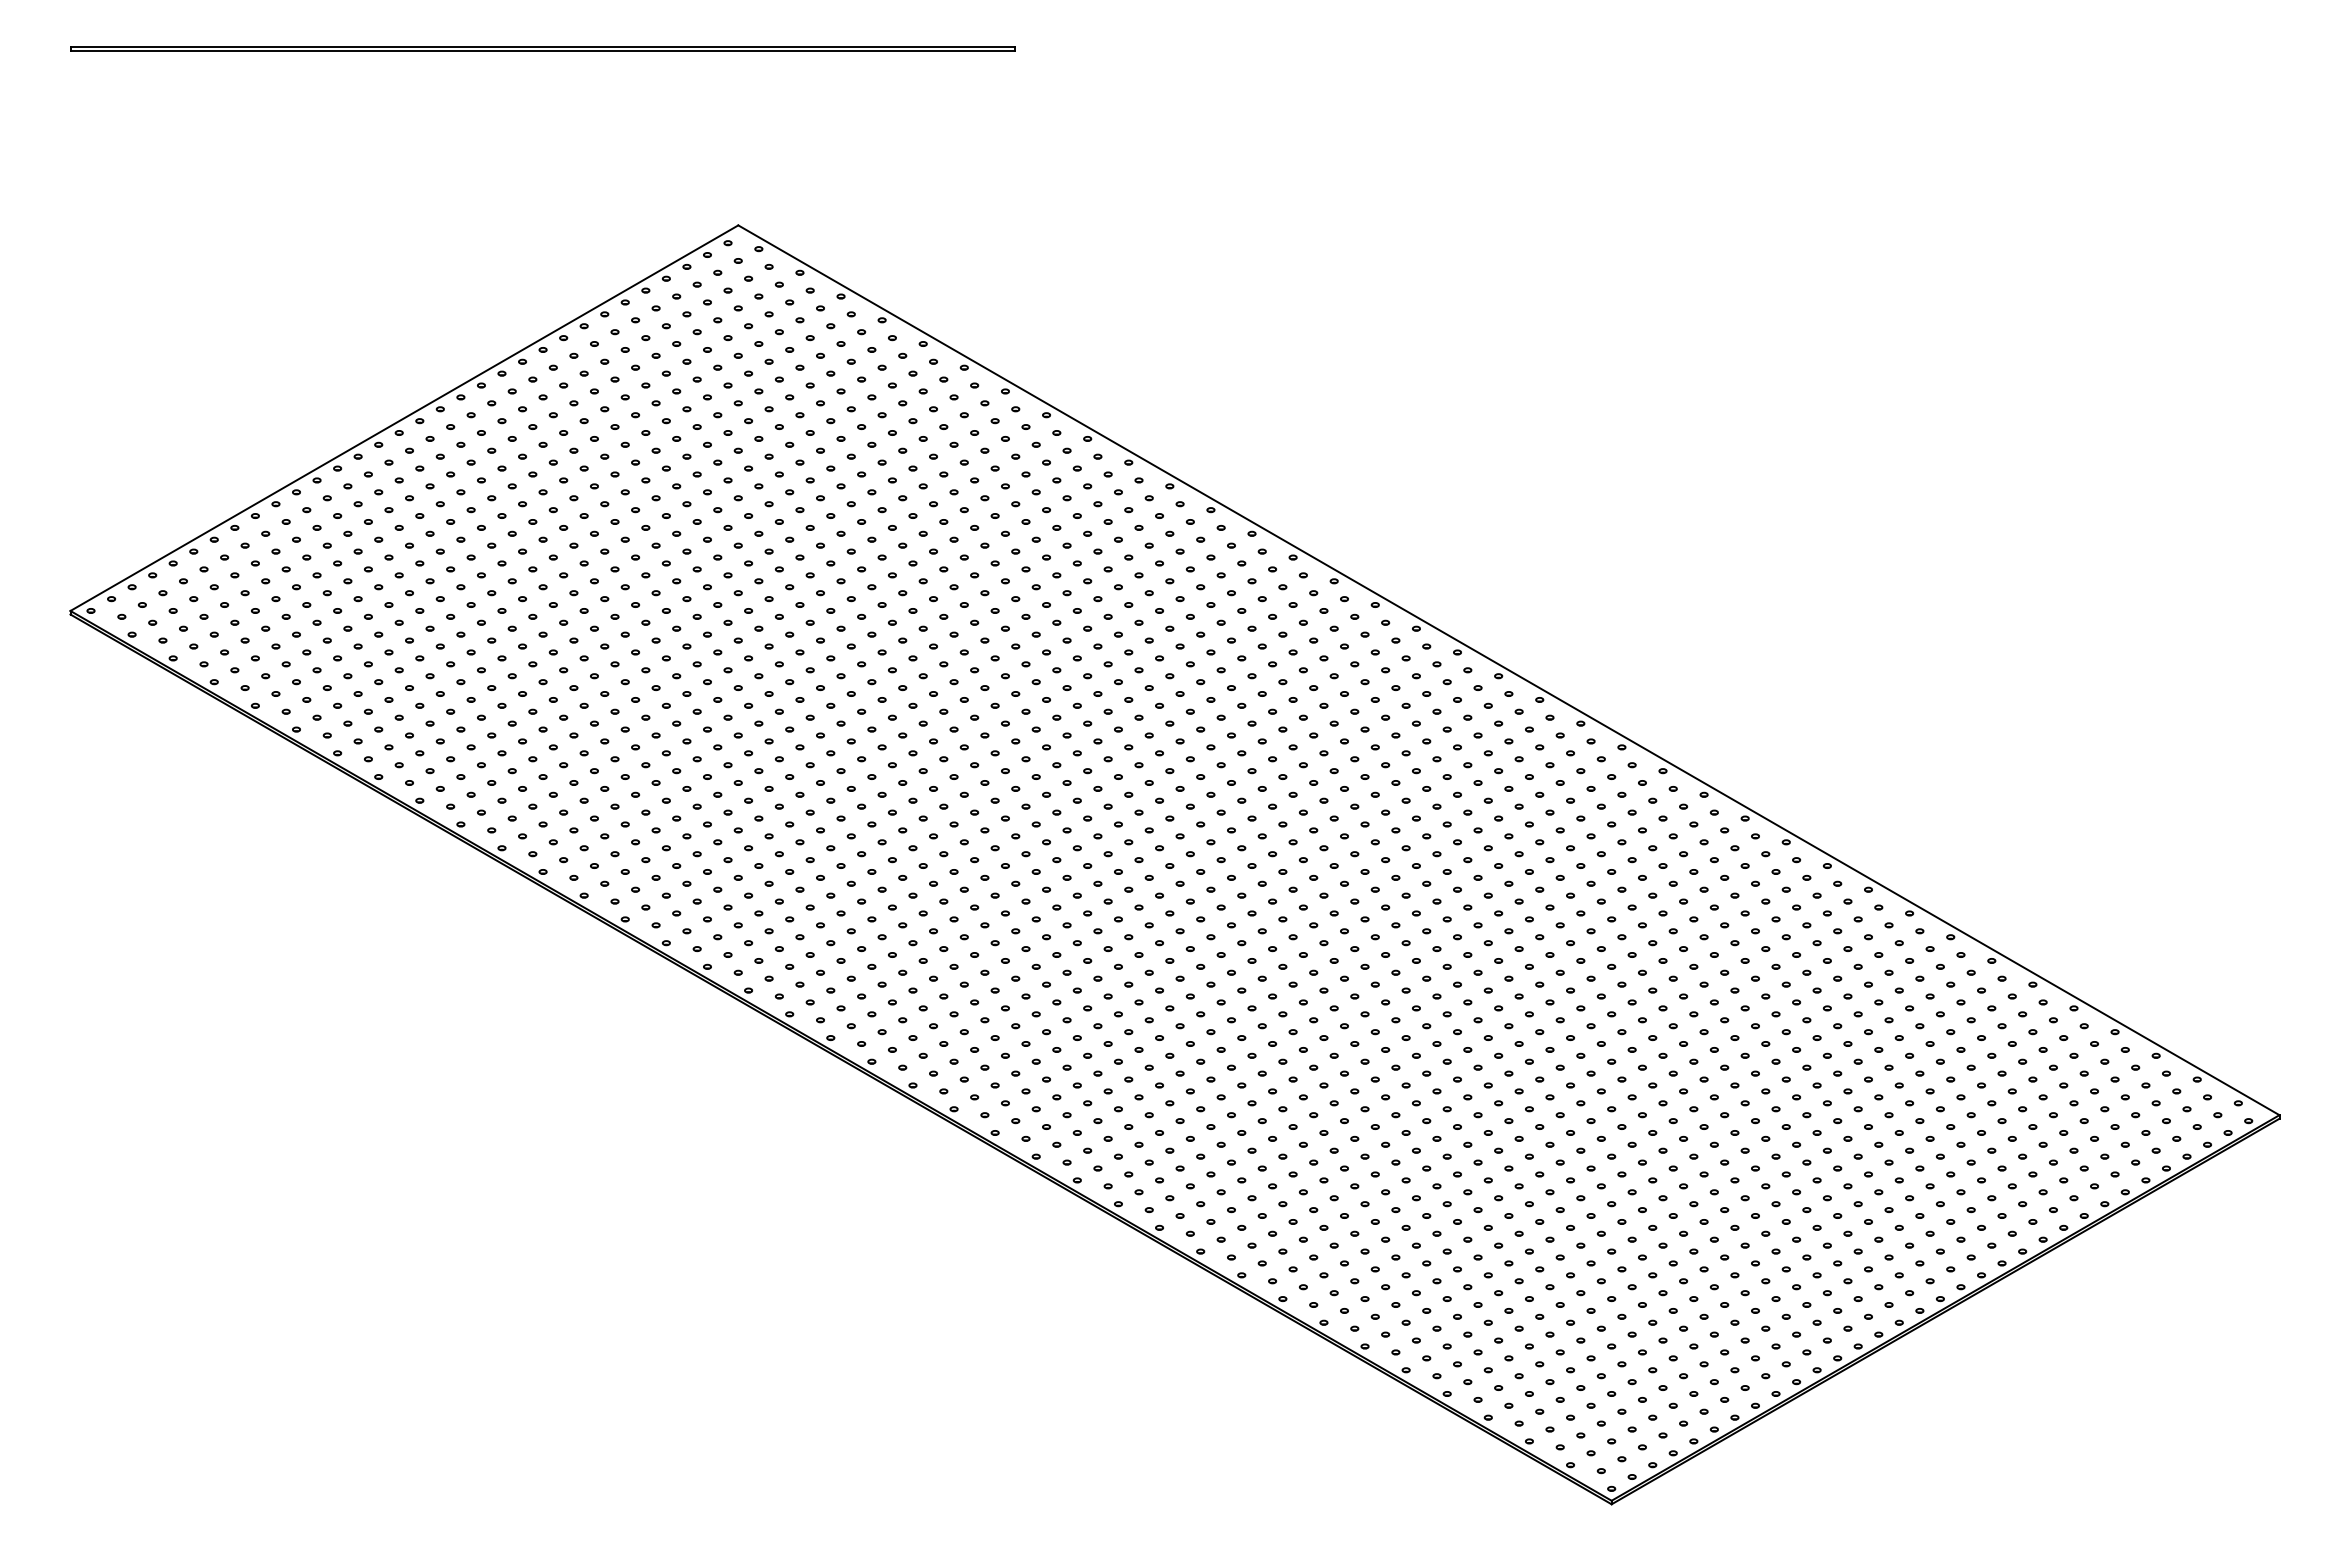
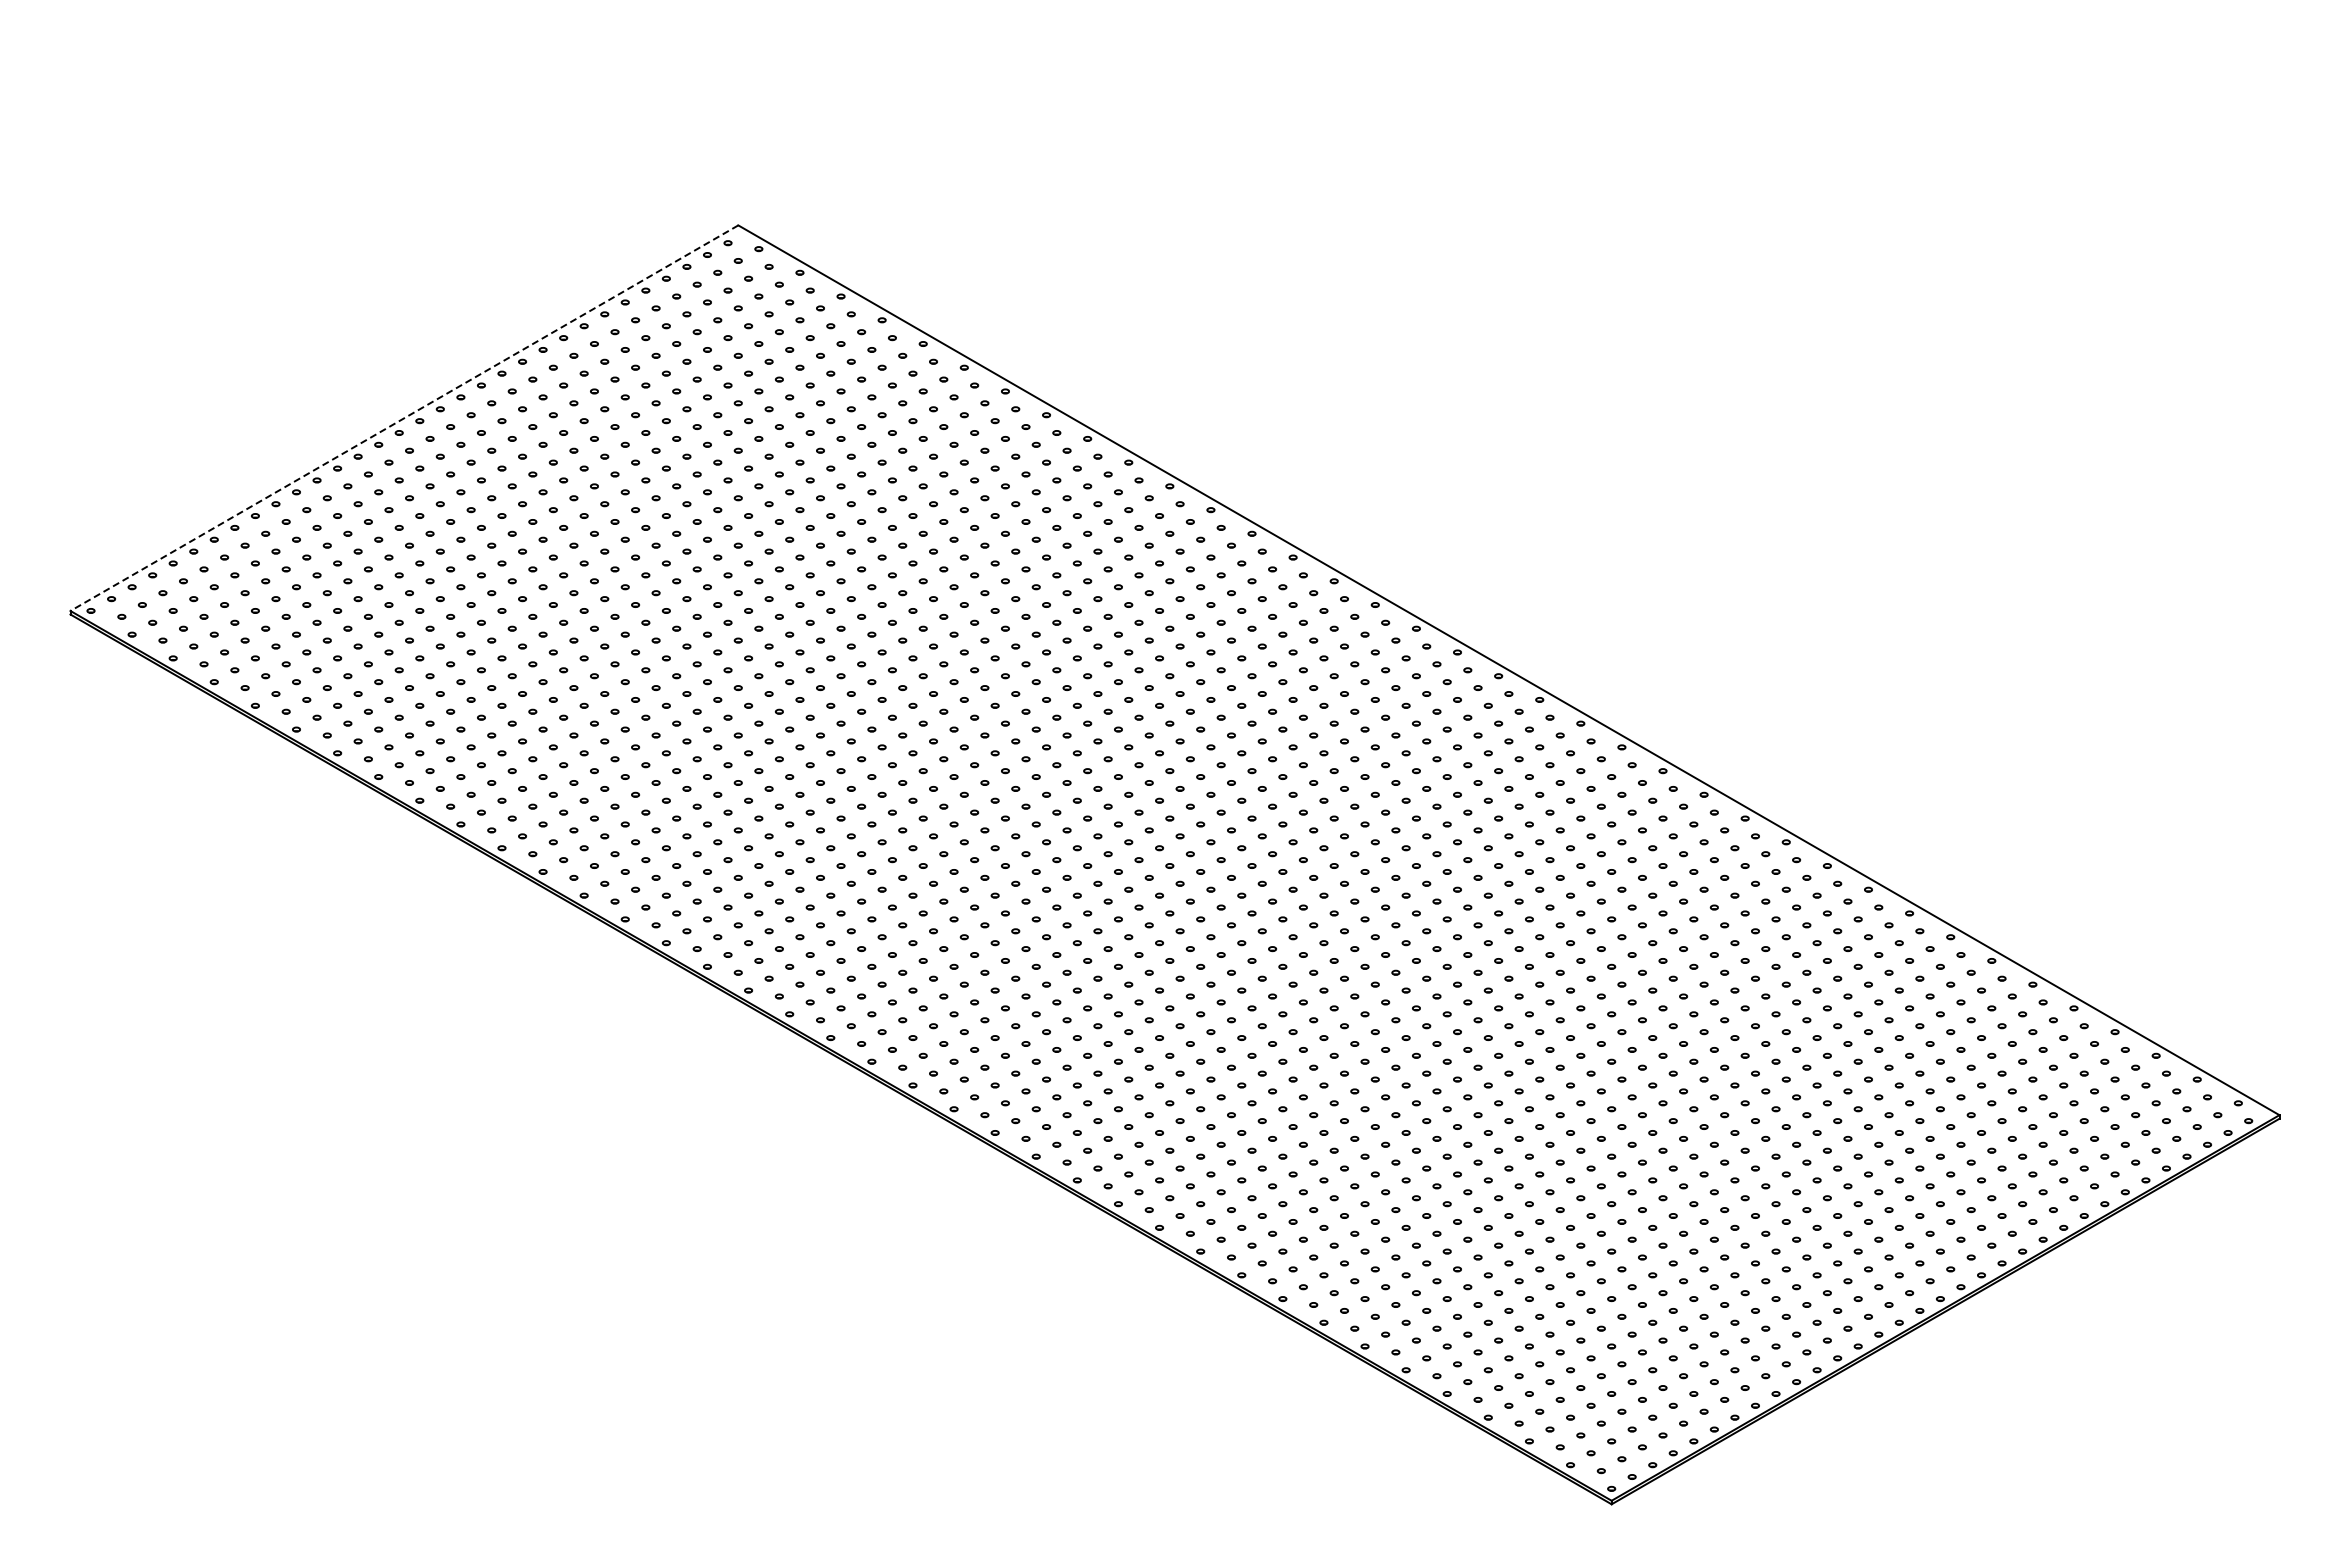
part: present -> none (542, 48)
line: solid -> dashed (404, 418)
